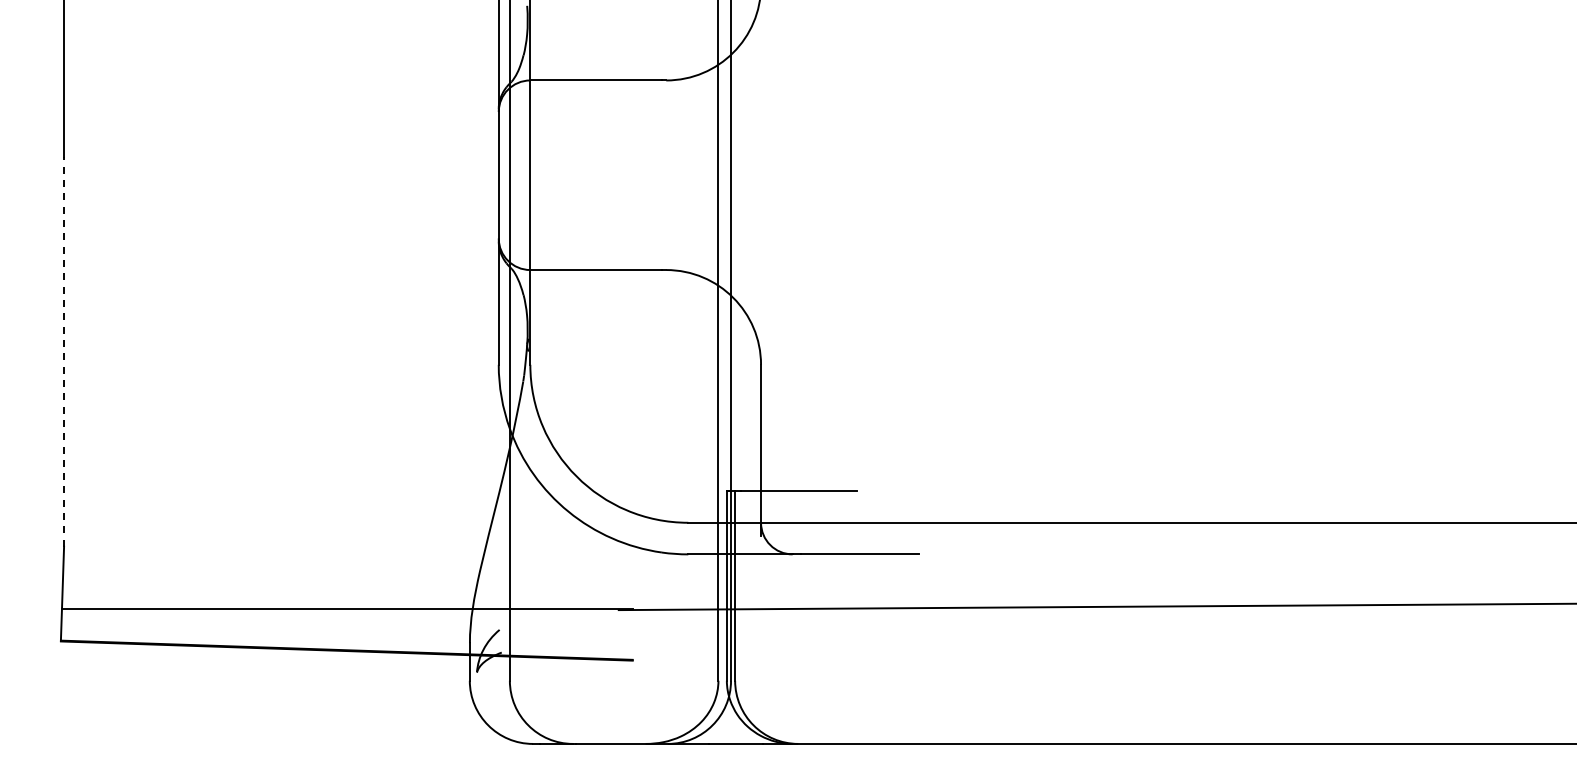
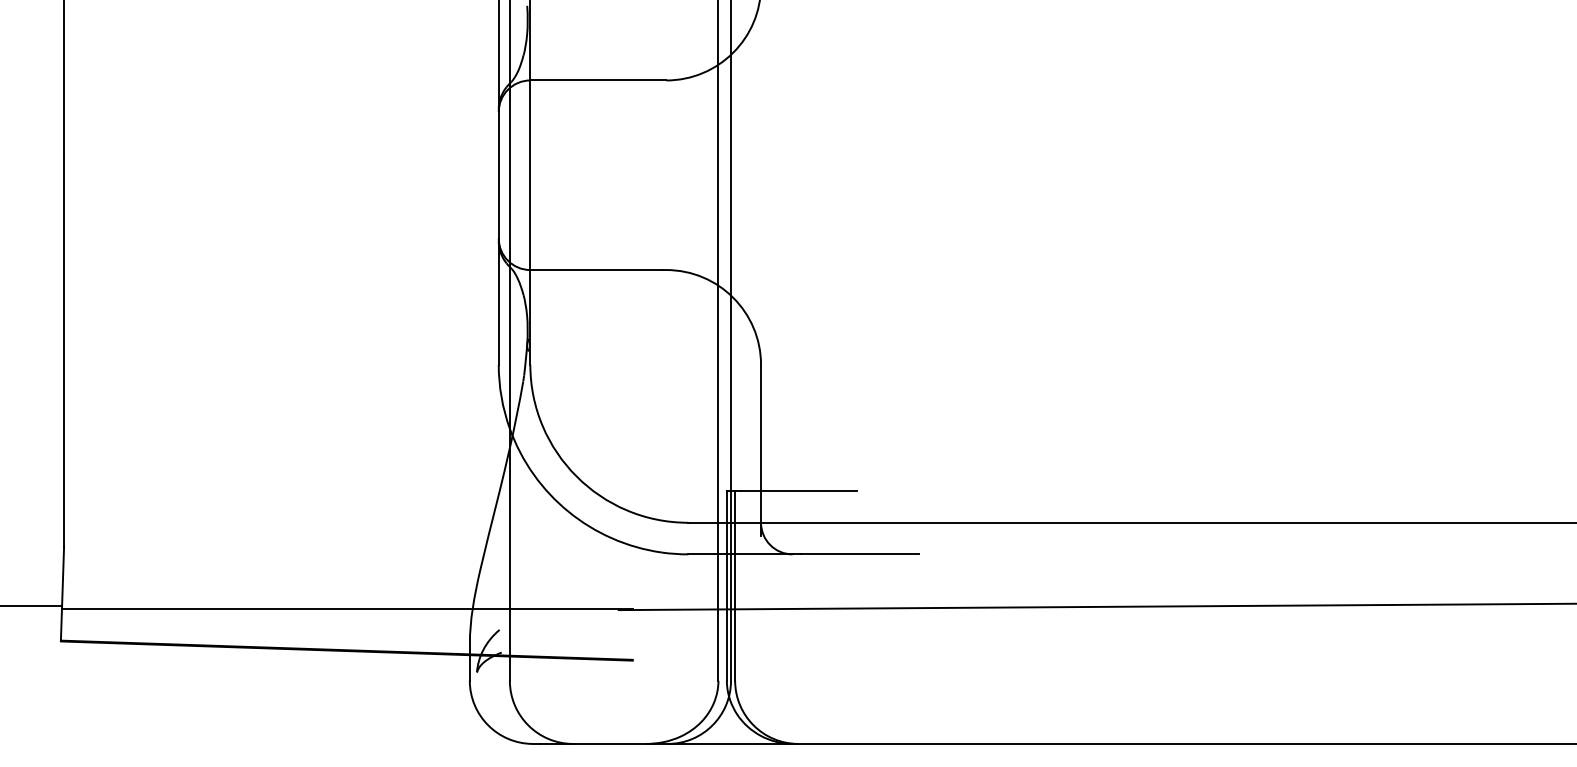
line: dashed -> solid (64, 351)
line: none -> present (32, 606)
